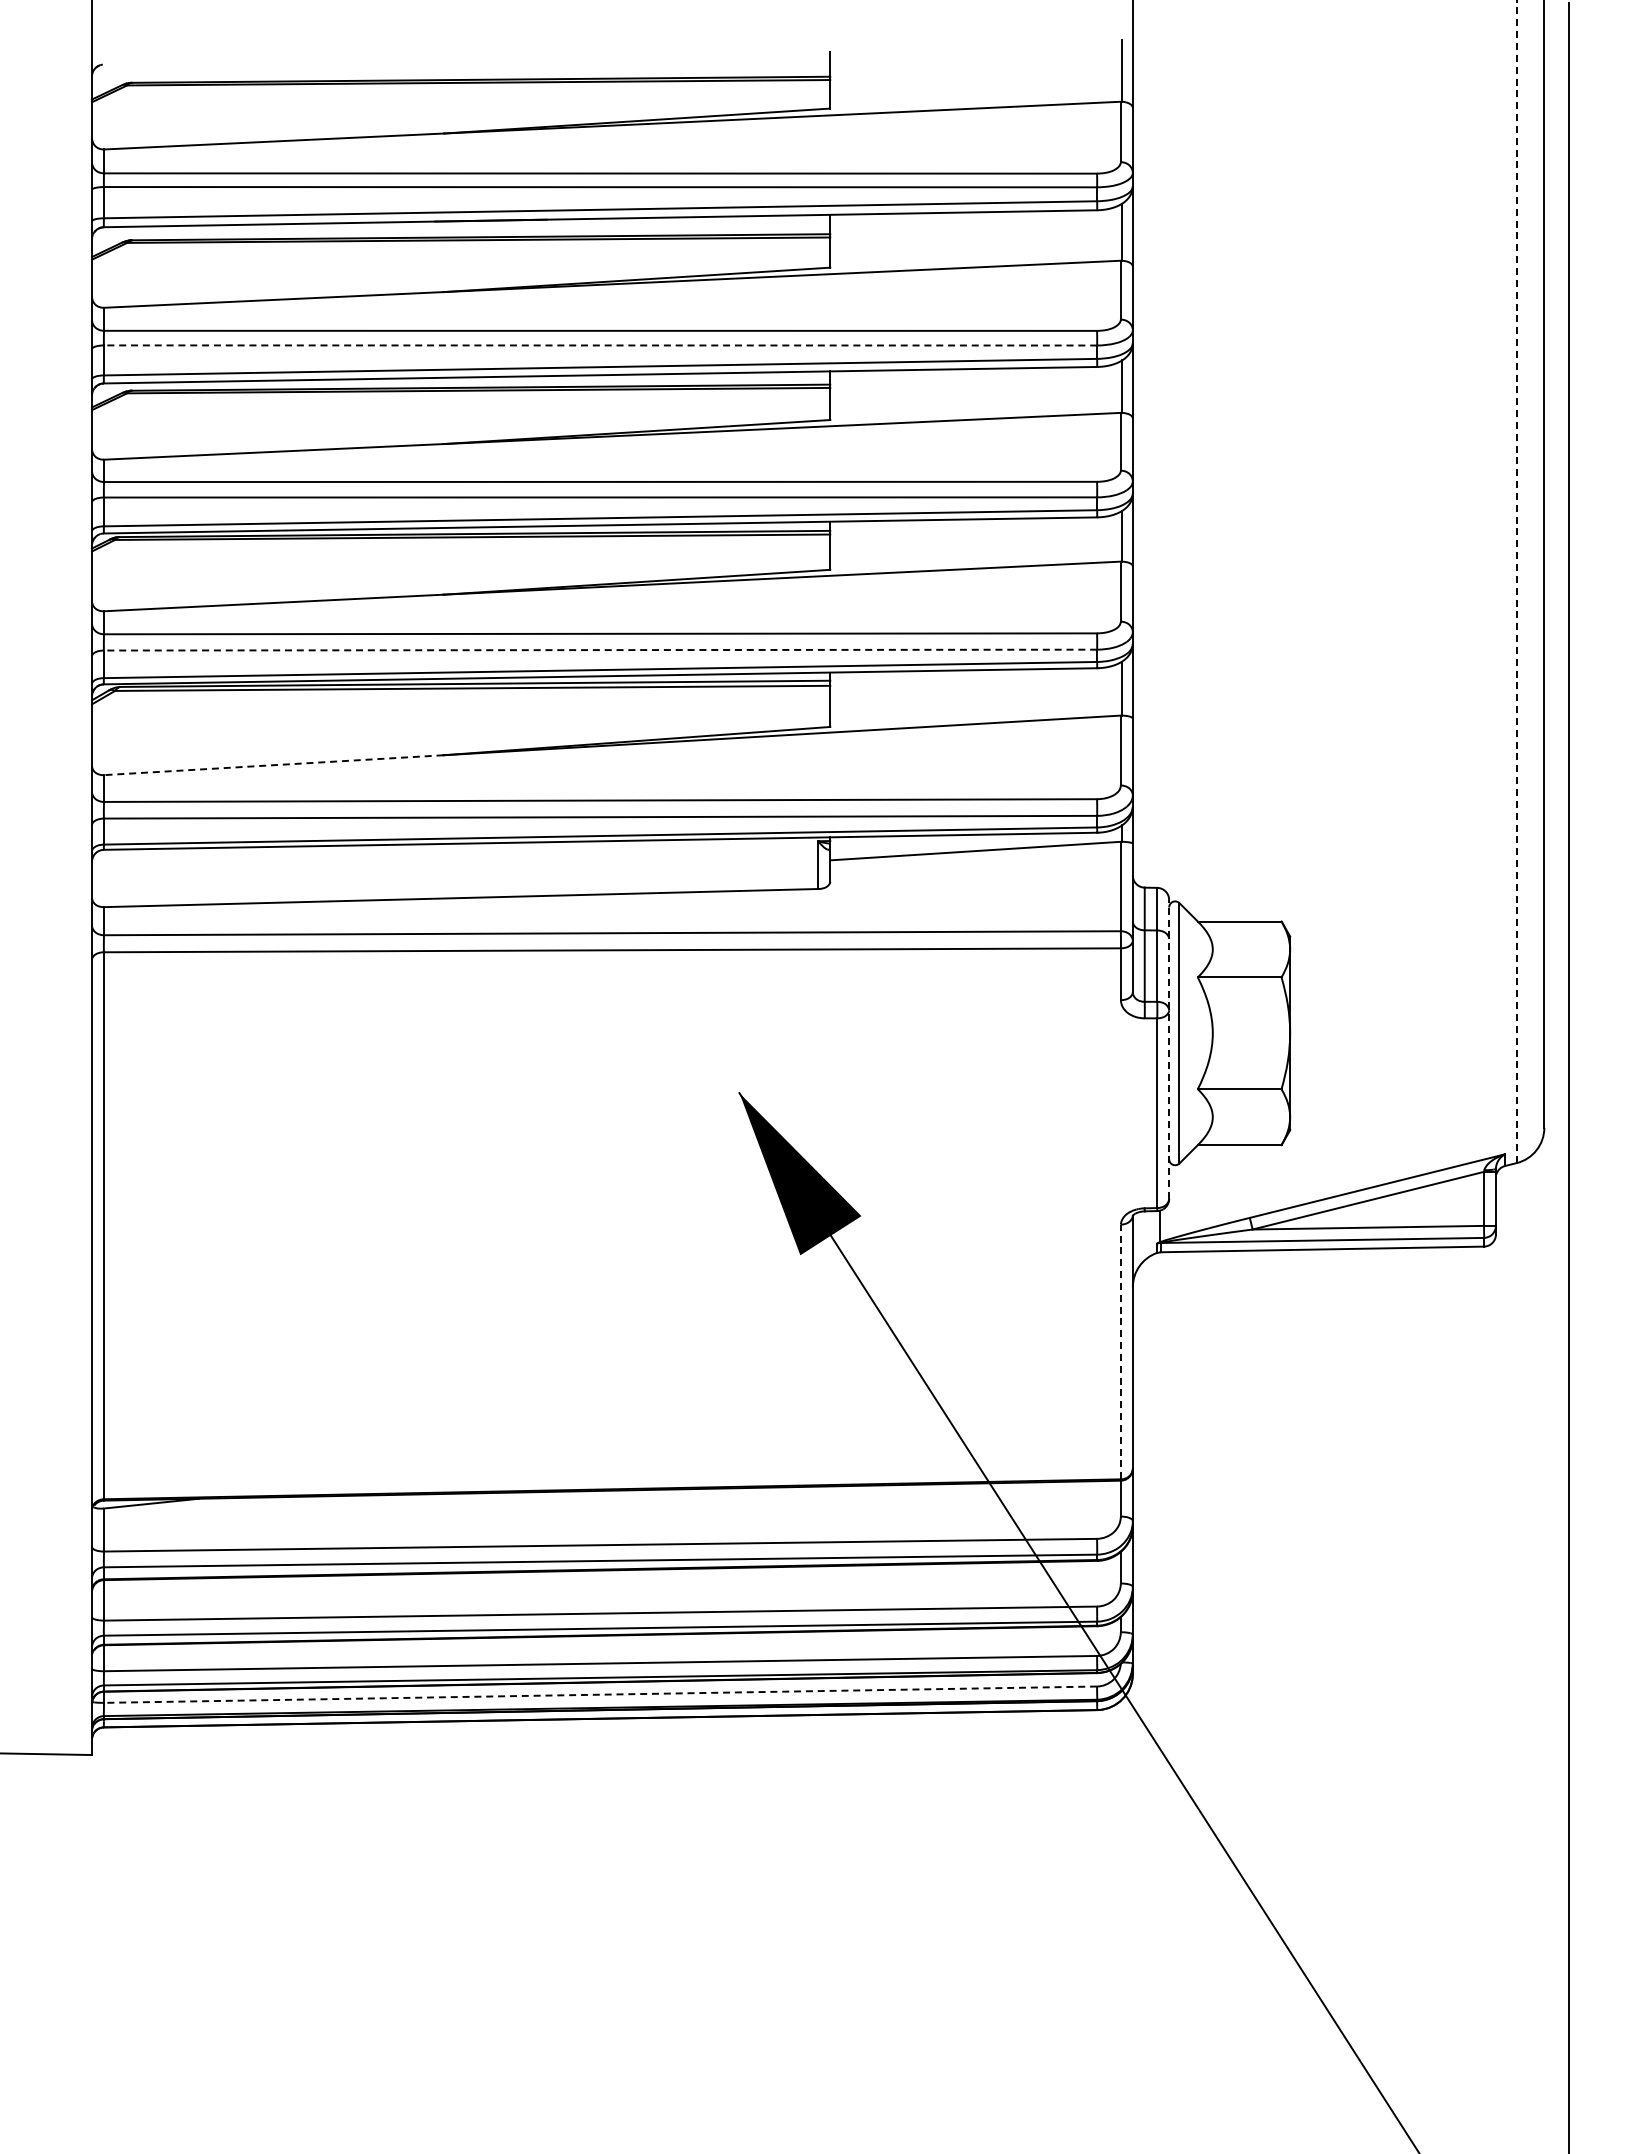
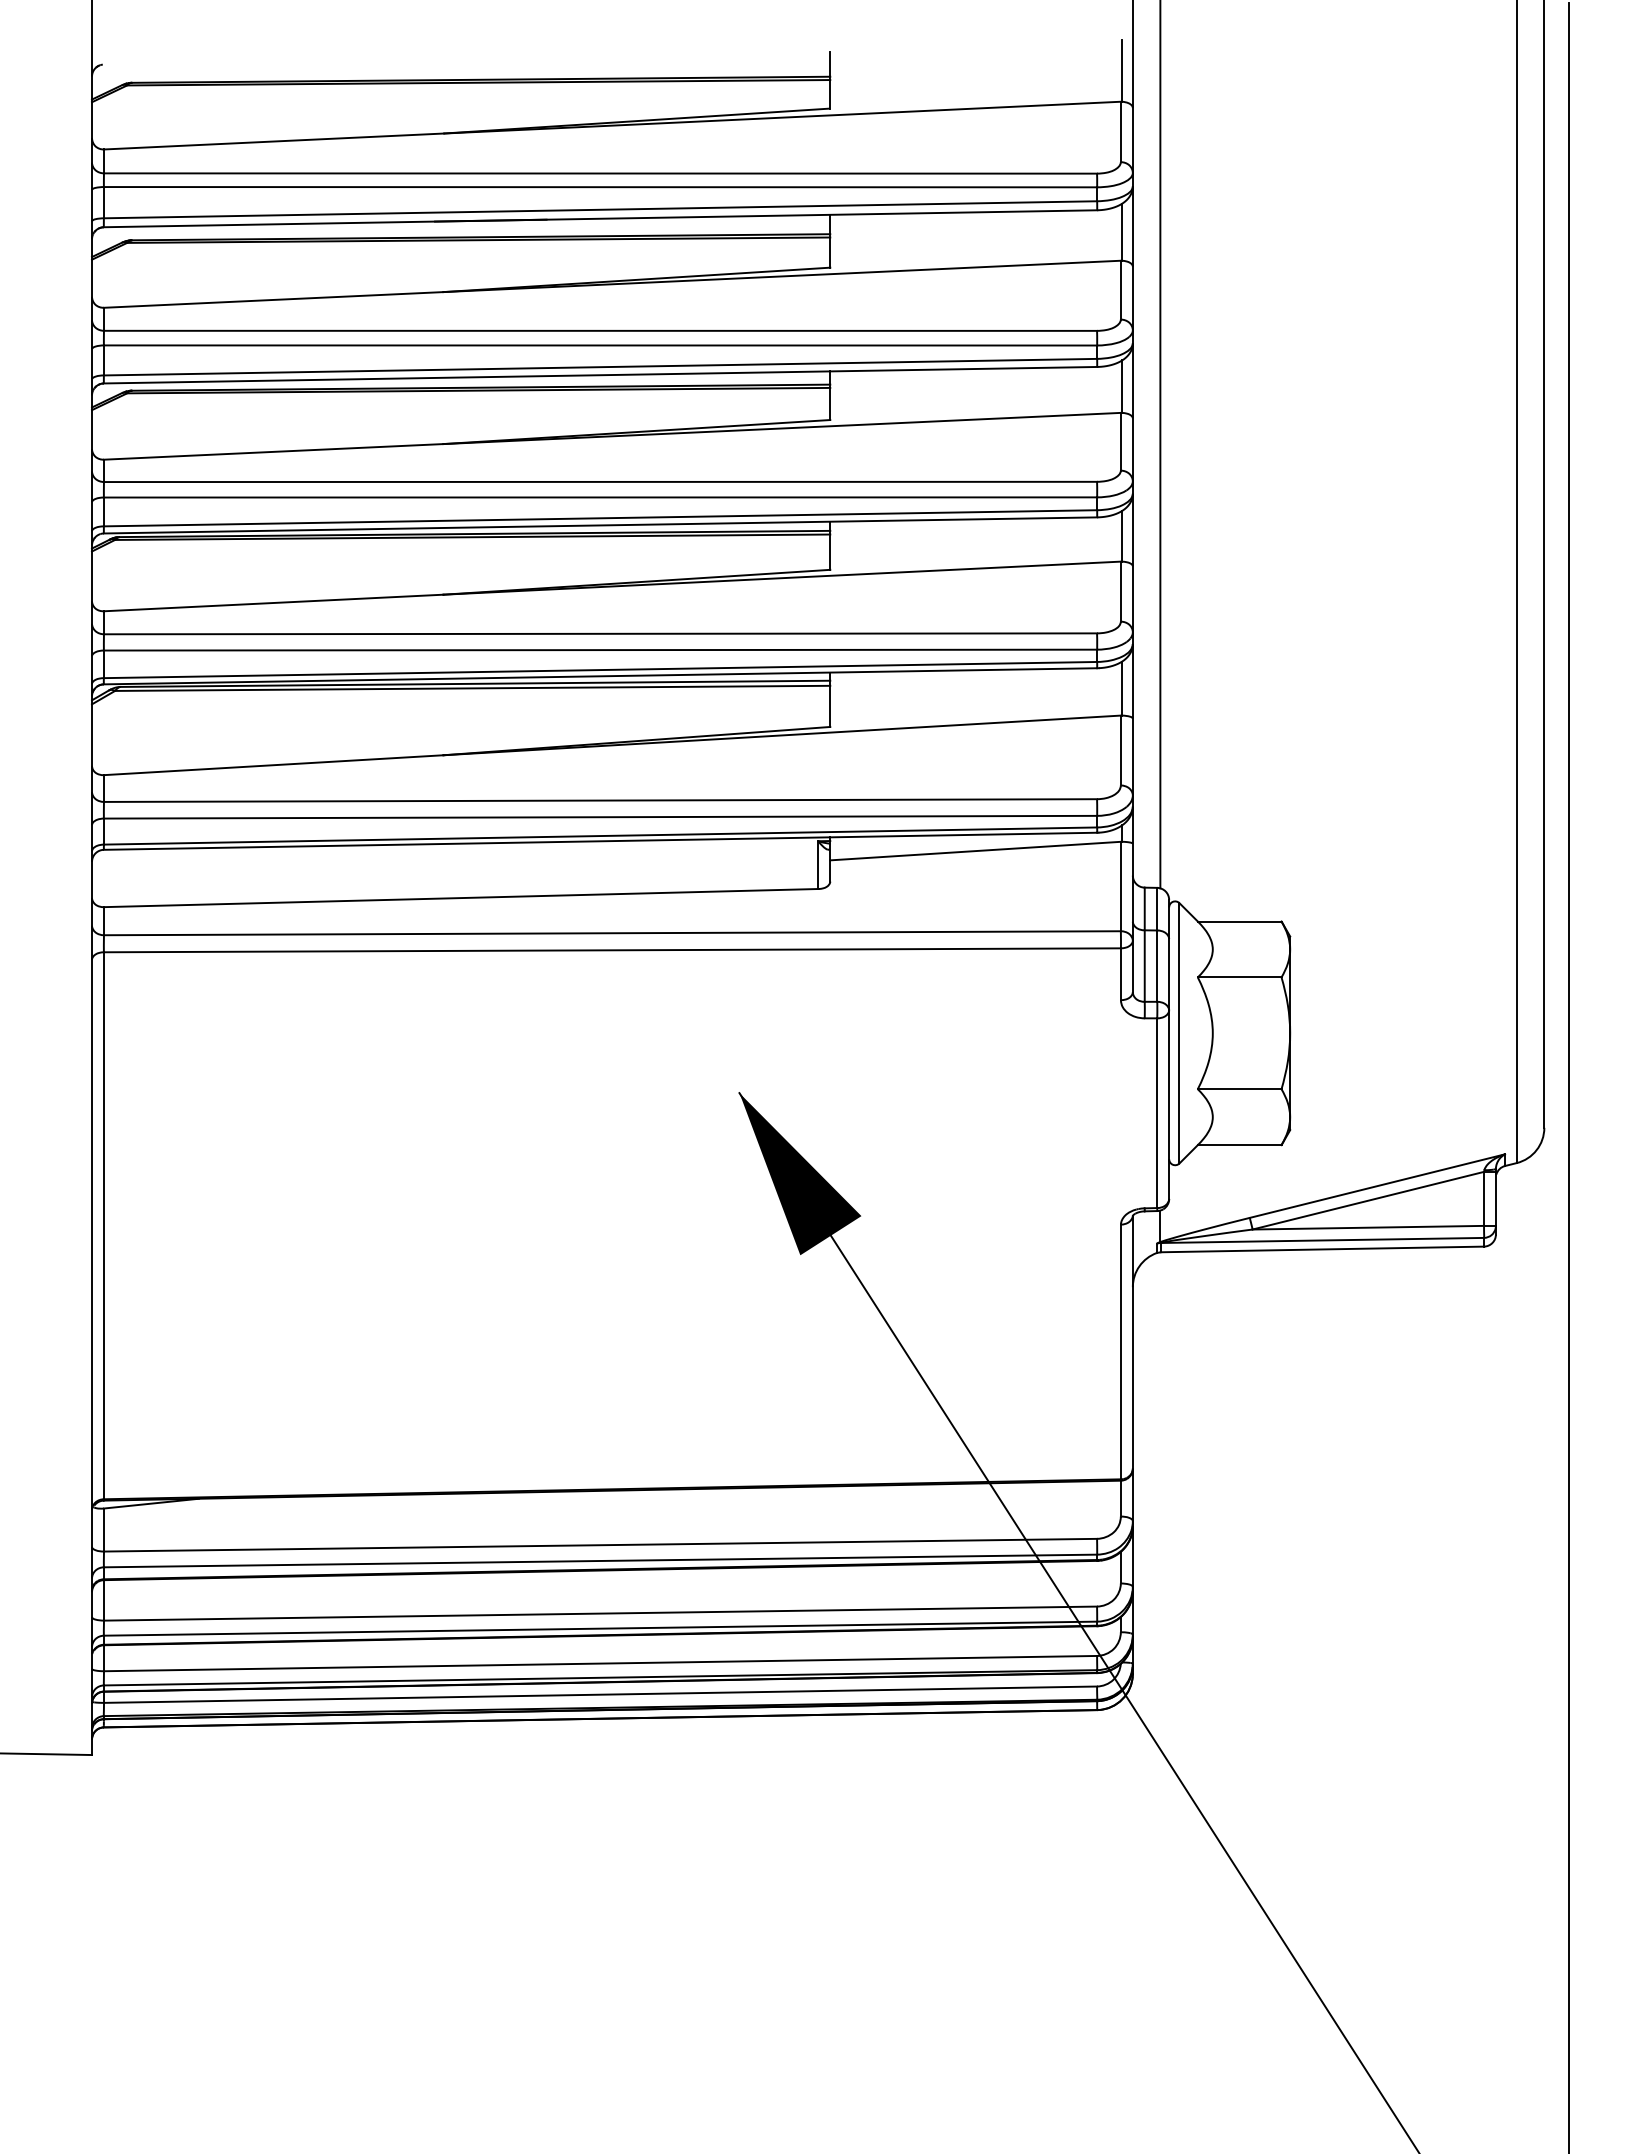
line: dashed -> solid (600, 345)
line: none -> present (1160, 445)
line: dashed -> solid (1516, 581)
line: dashed -> solid (600, 650)
line: dashed -> solid (273, 765)
line: dashed -> solid (1169, 1048)
line: dashed -> solid (1120, 1351)
line: dashed -> solid (600, 1694)
